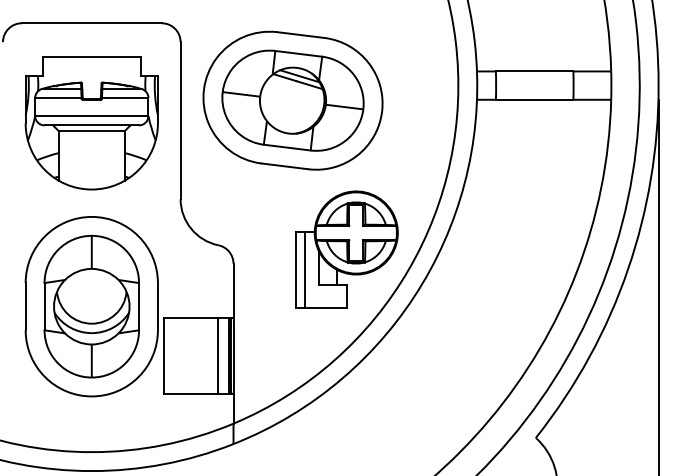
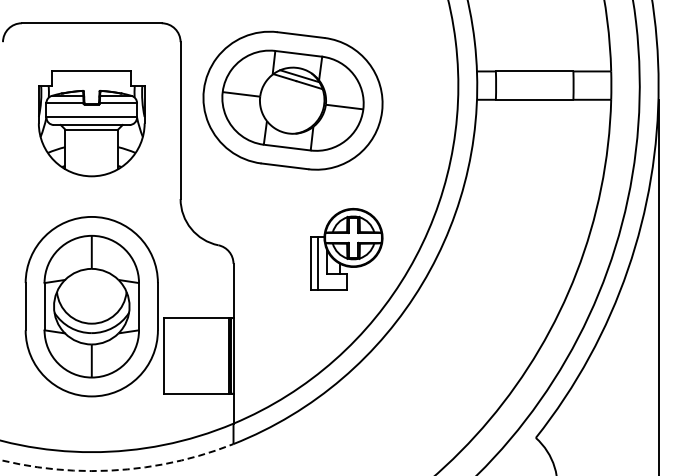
part size: 135x135 px -> 108x108 px (91, 123)
part size: 104x119 px -> 74x83 px (346, 249)
line: present -> none (218, 355)
arc: solid -> dashed (117, 470)
